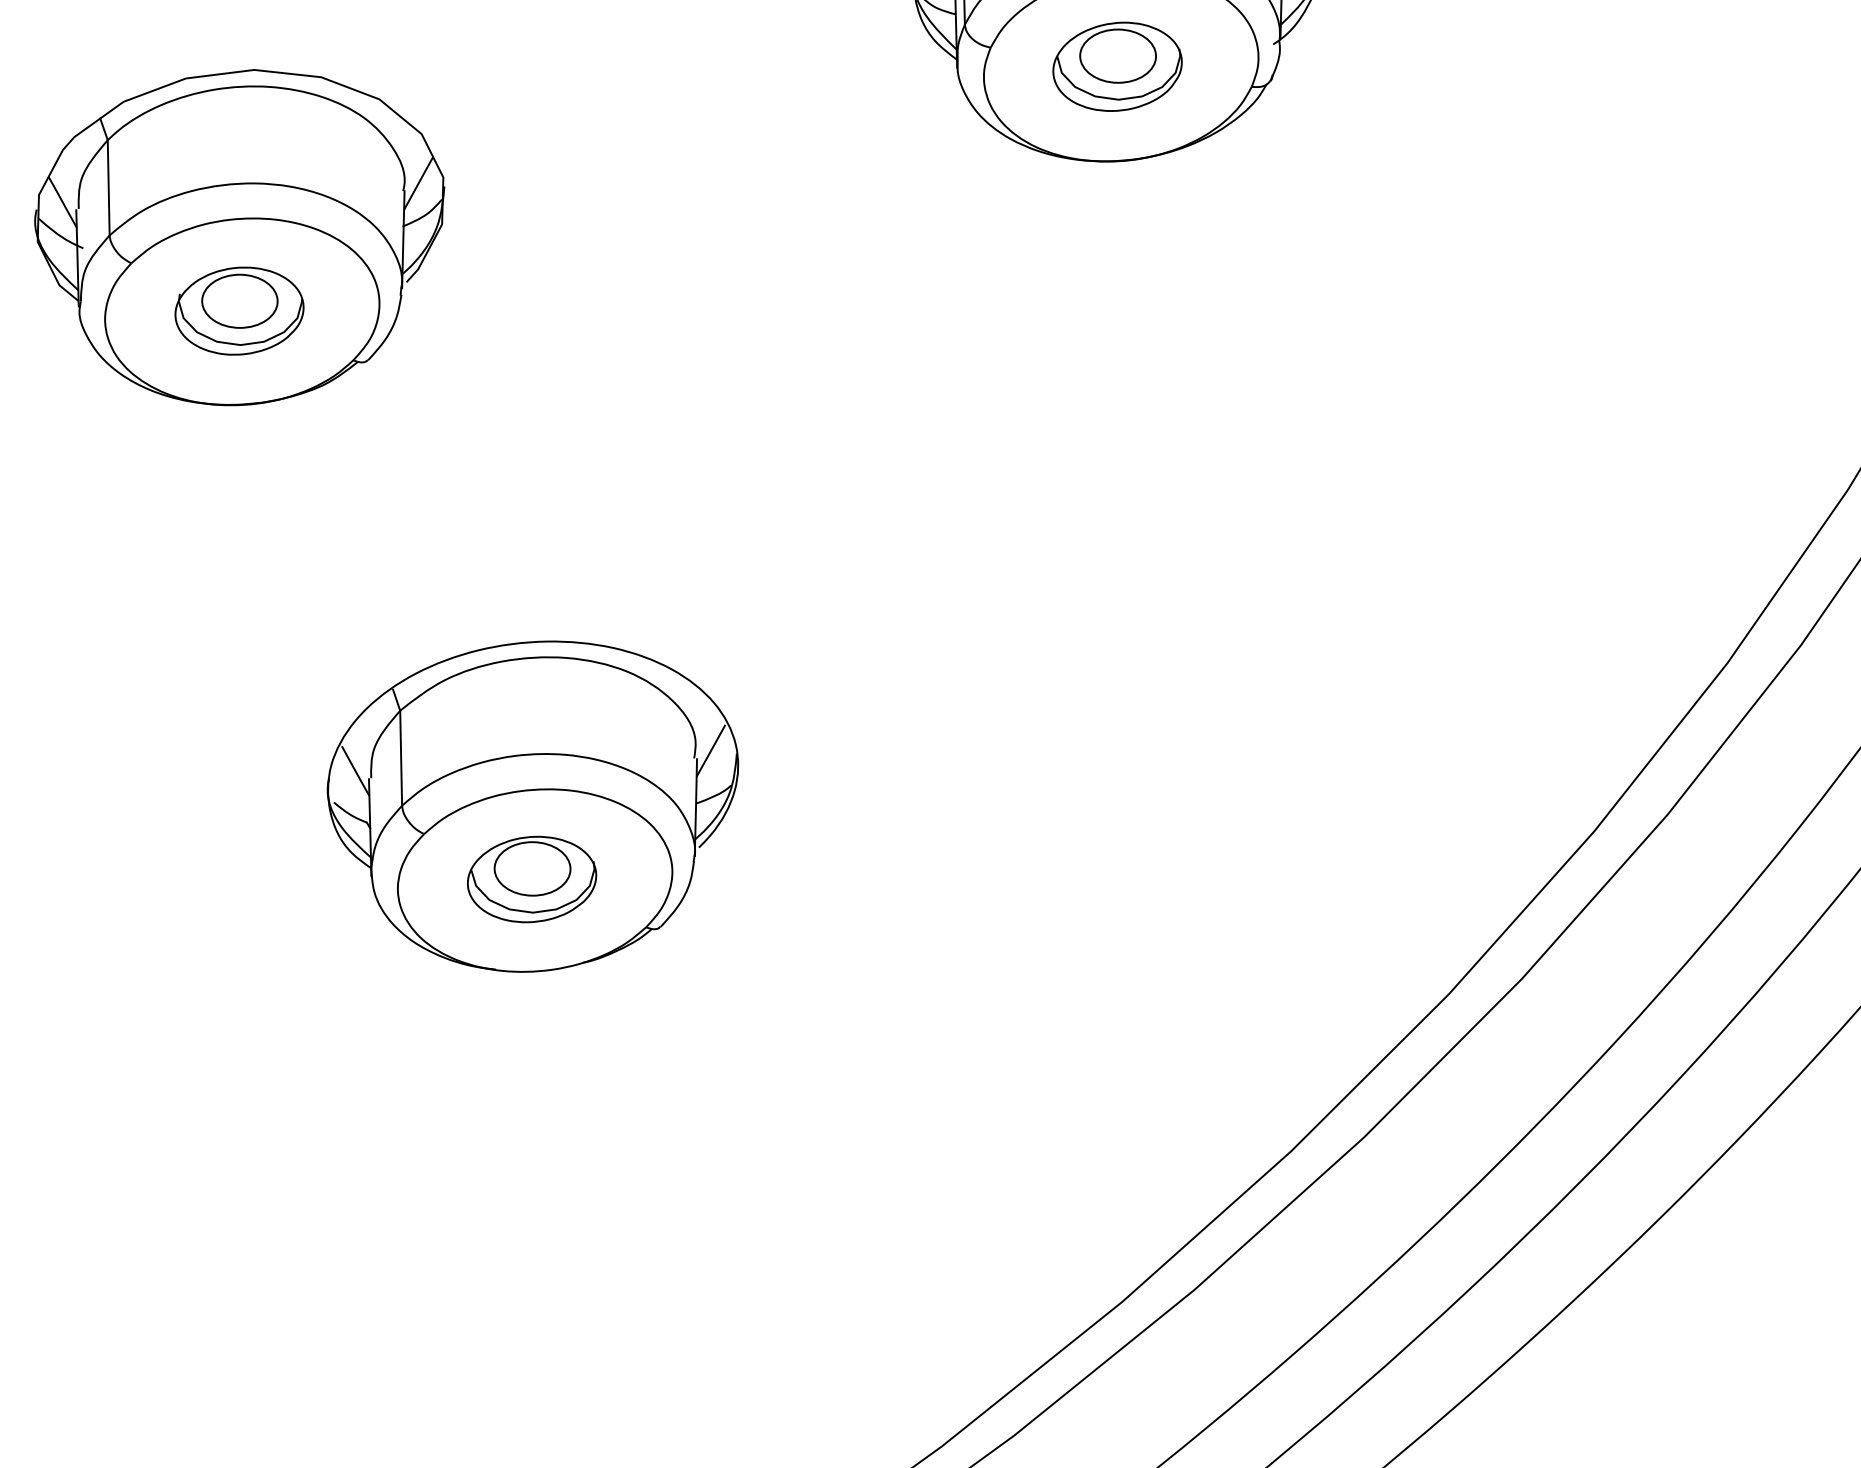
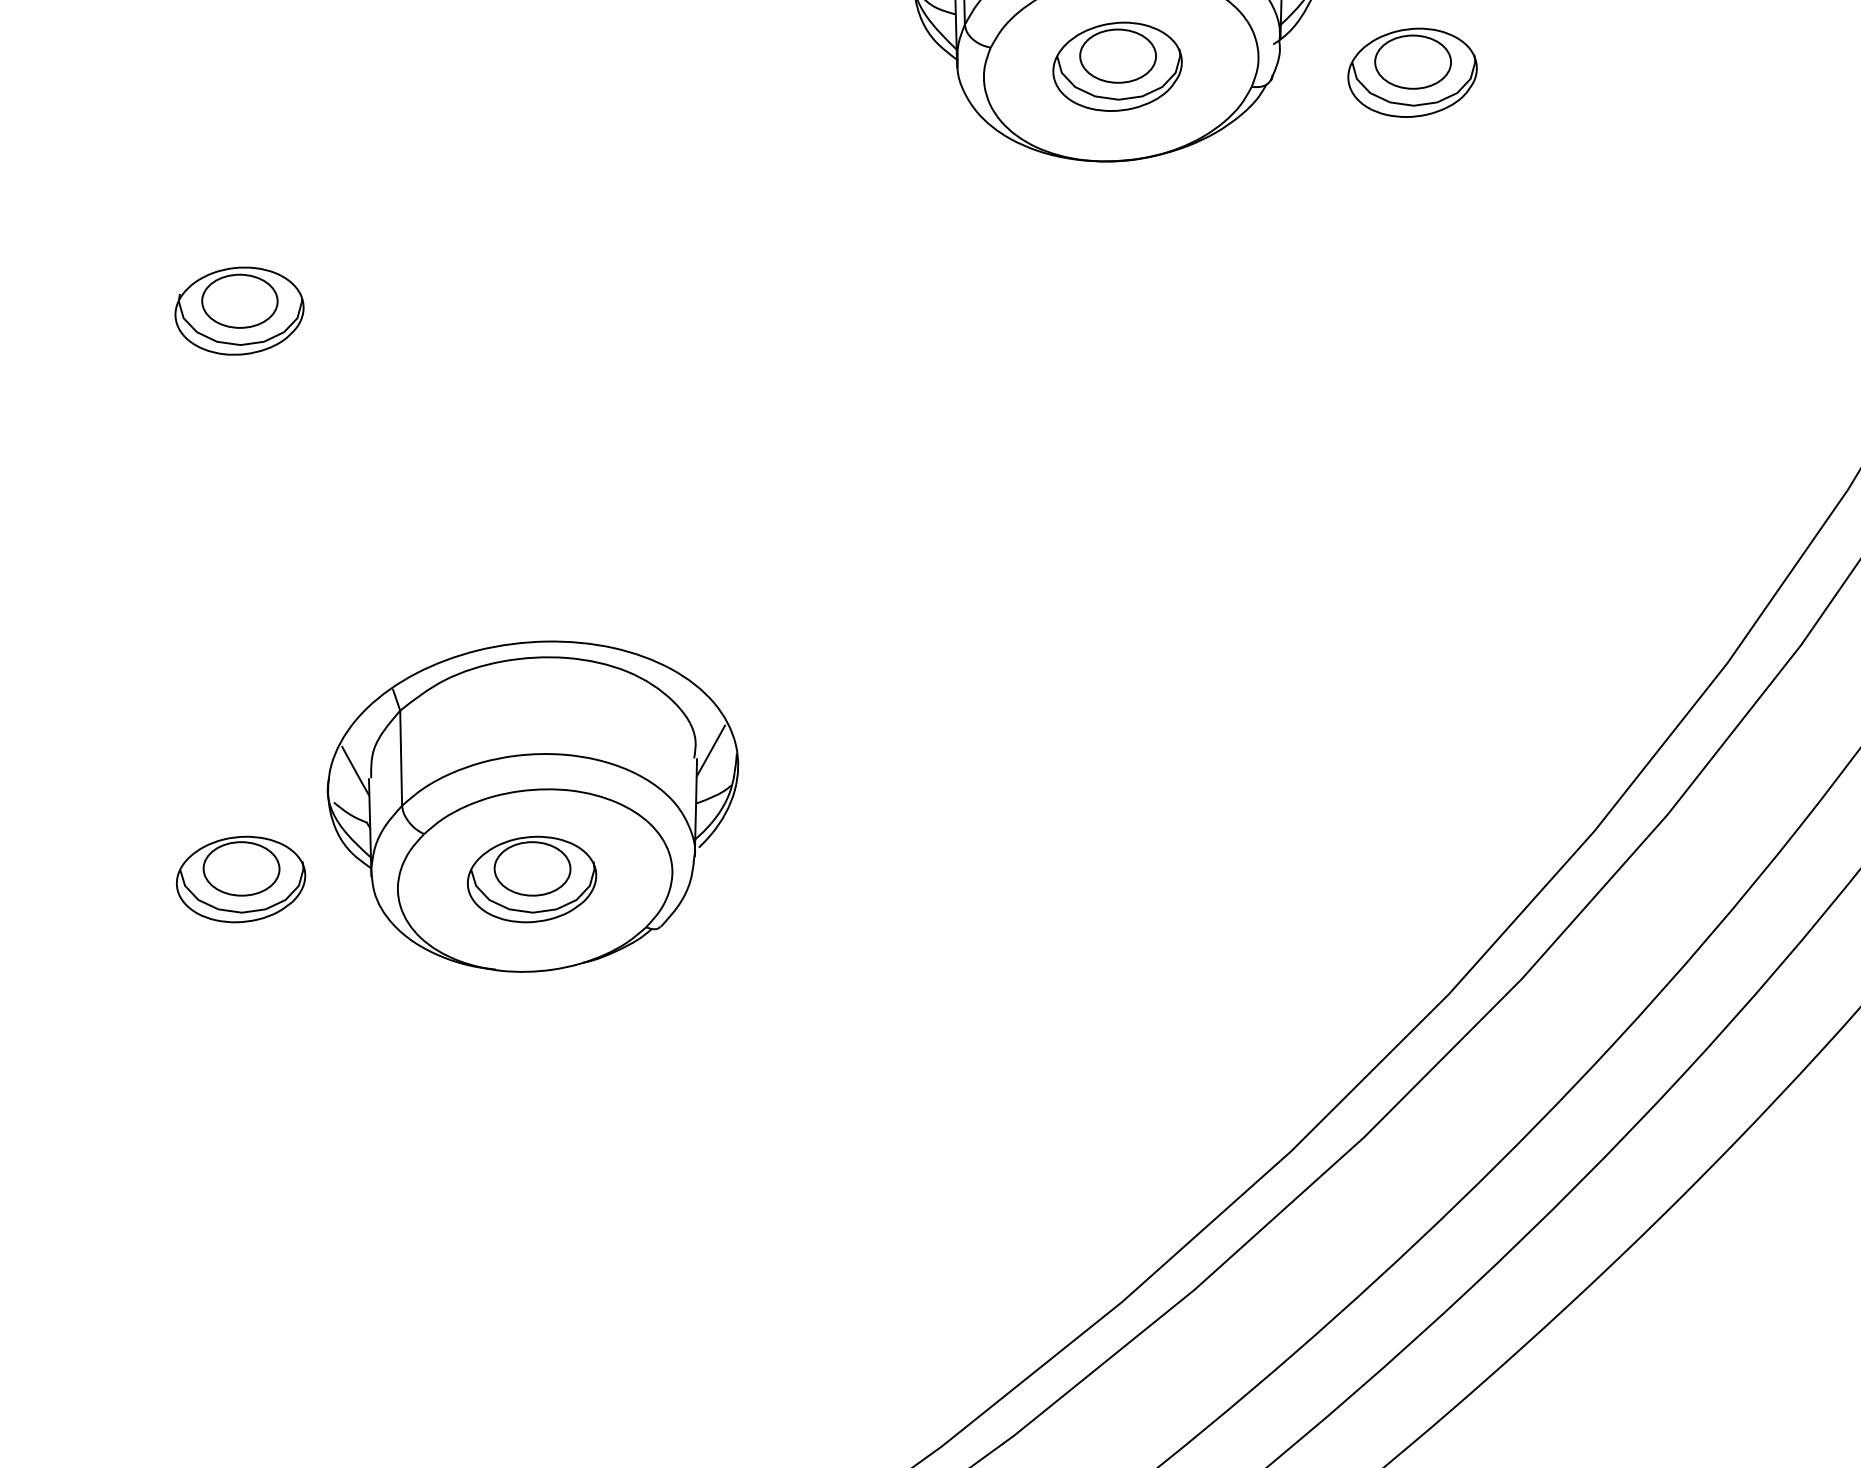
part: none -> present (1412, 72)
part: present -> none (239, 237)
part: none -> present (241, 879)
